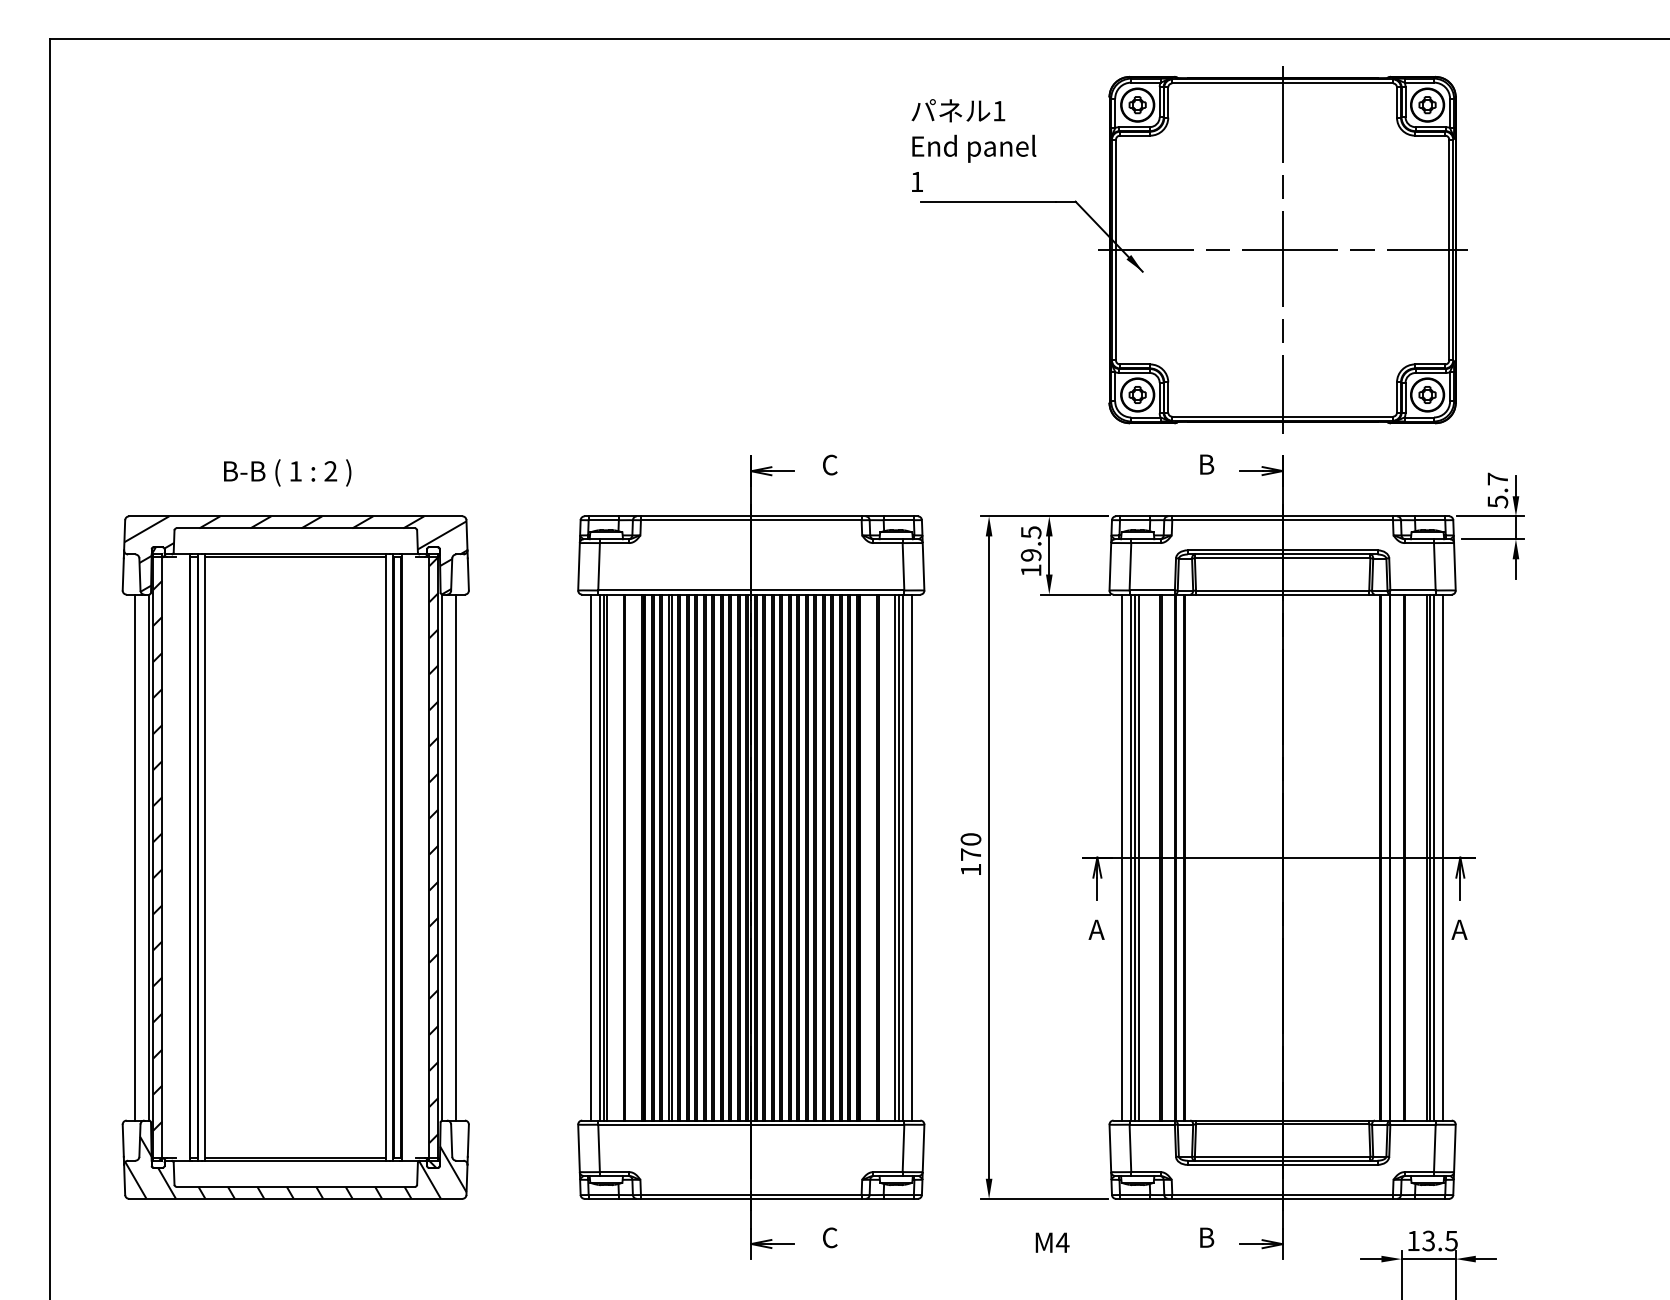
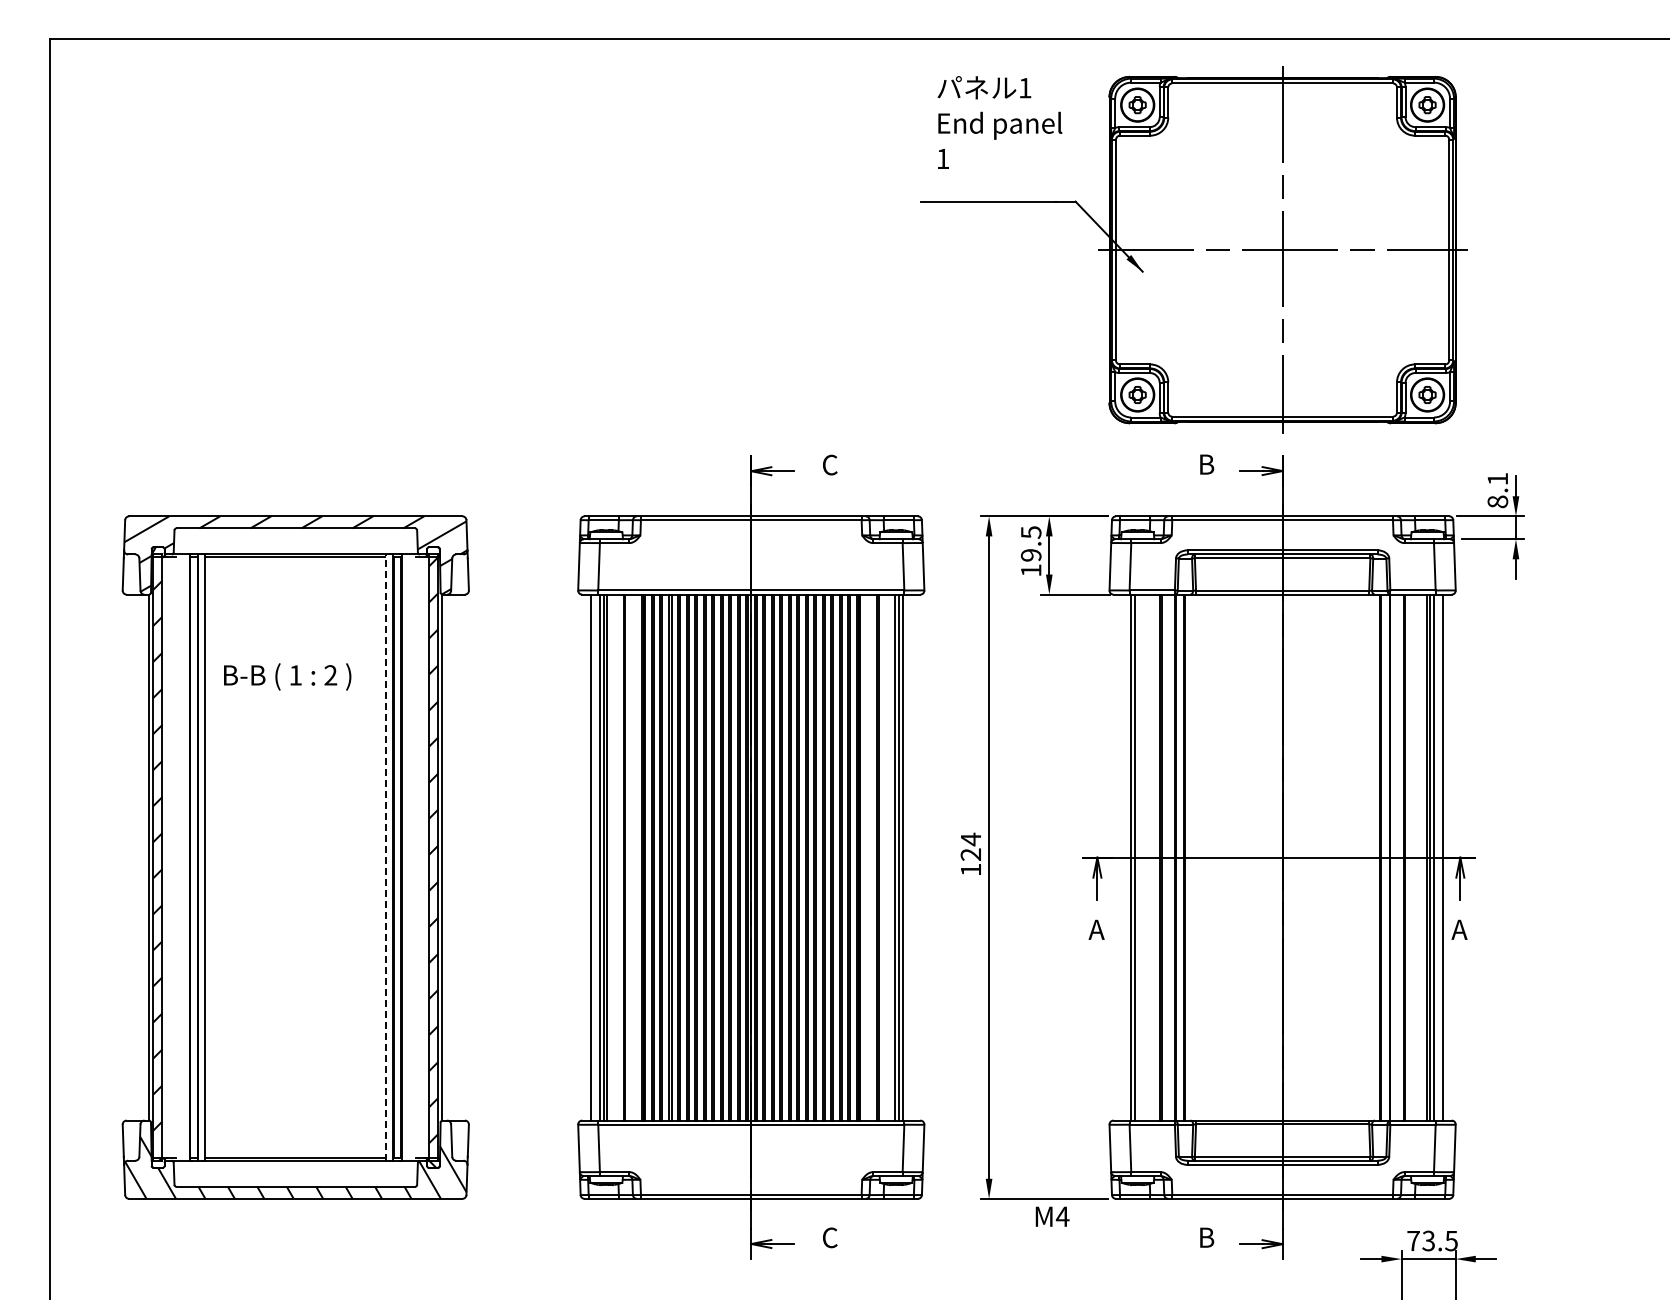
text position: (973, 145) -> (999, 122) (999, 122)
text position: (287, 472) -> (287, 676) (287, 676)
text: 5.7 -> 8.1 (1497, 490)
text: 170 -> 124 (970, 846)
line: present -> none (135, 857)
line: solid -> dashed (386, 857)
line: present -> none (456, 857)
line: present -> none (911, 857)
line: present -> none (1122, 857)
line: present -> none (1138, 857)
text: 13.5 -> 73.5 (1413, 1240)
text position: (1052, 1242) -> (1052, 1216) (1052, 1216)
